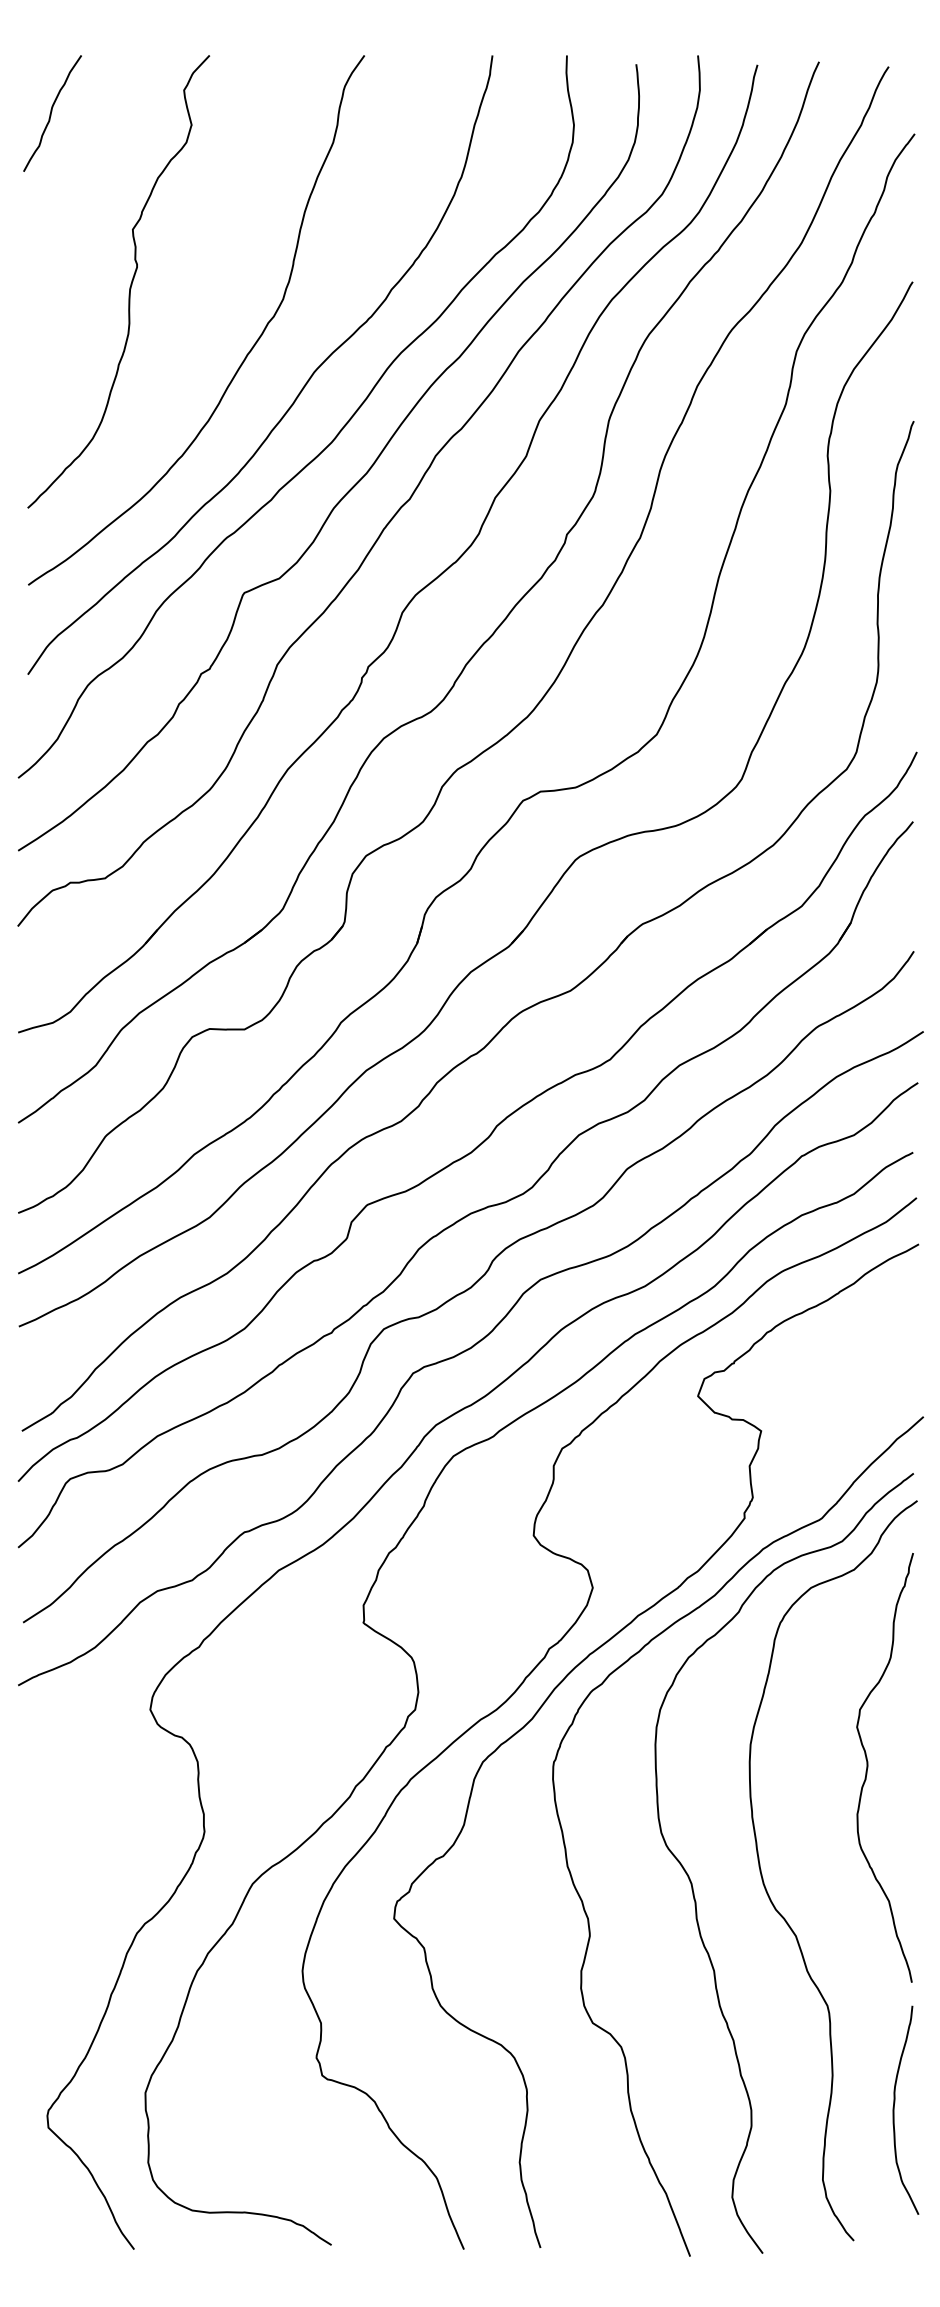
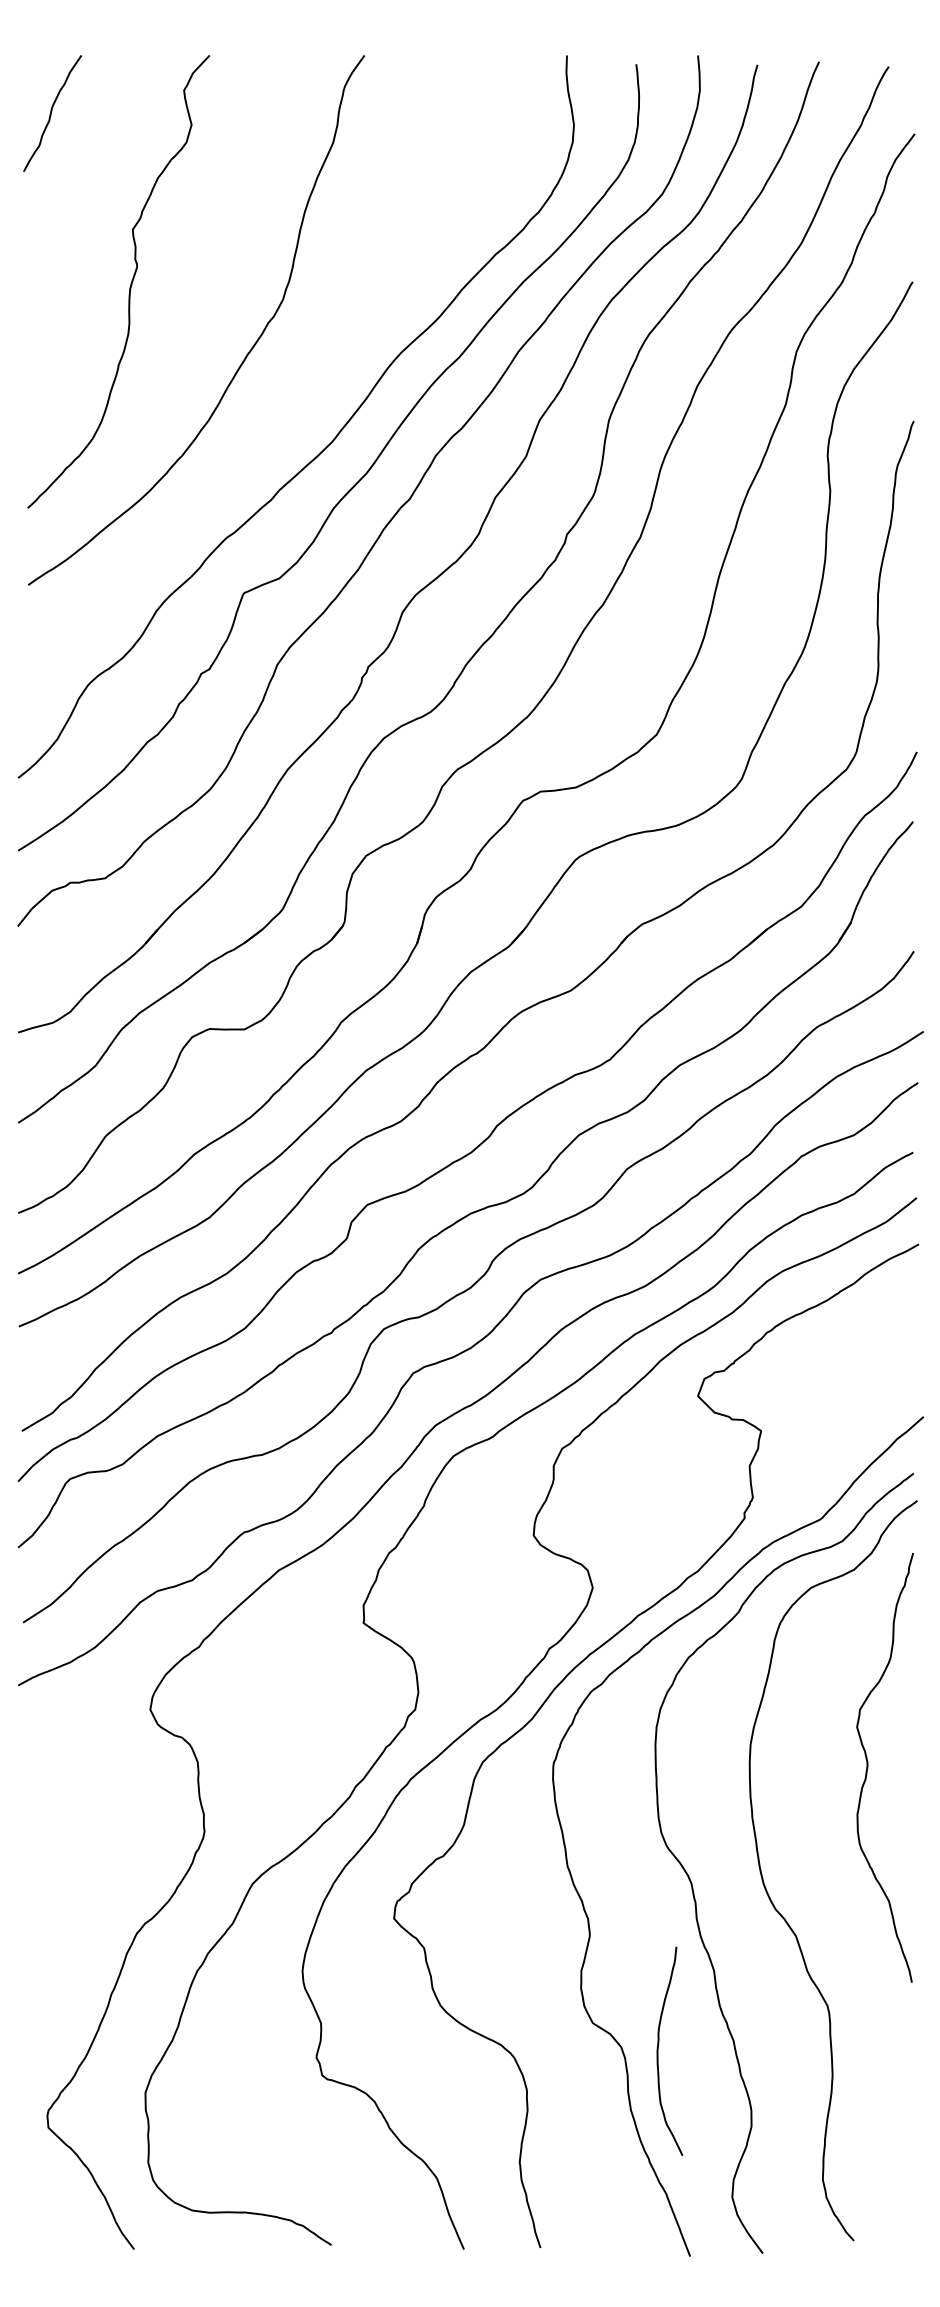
curve: present -> none (300, 390)
curve position: (894, 2109) -> (658, 2050) (658, 2050)
